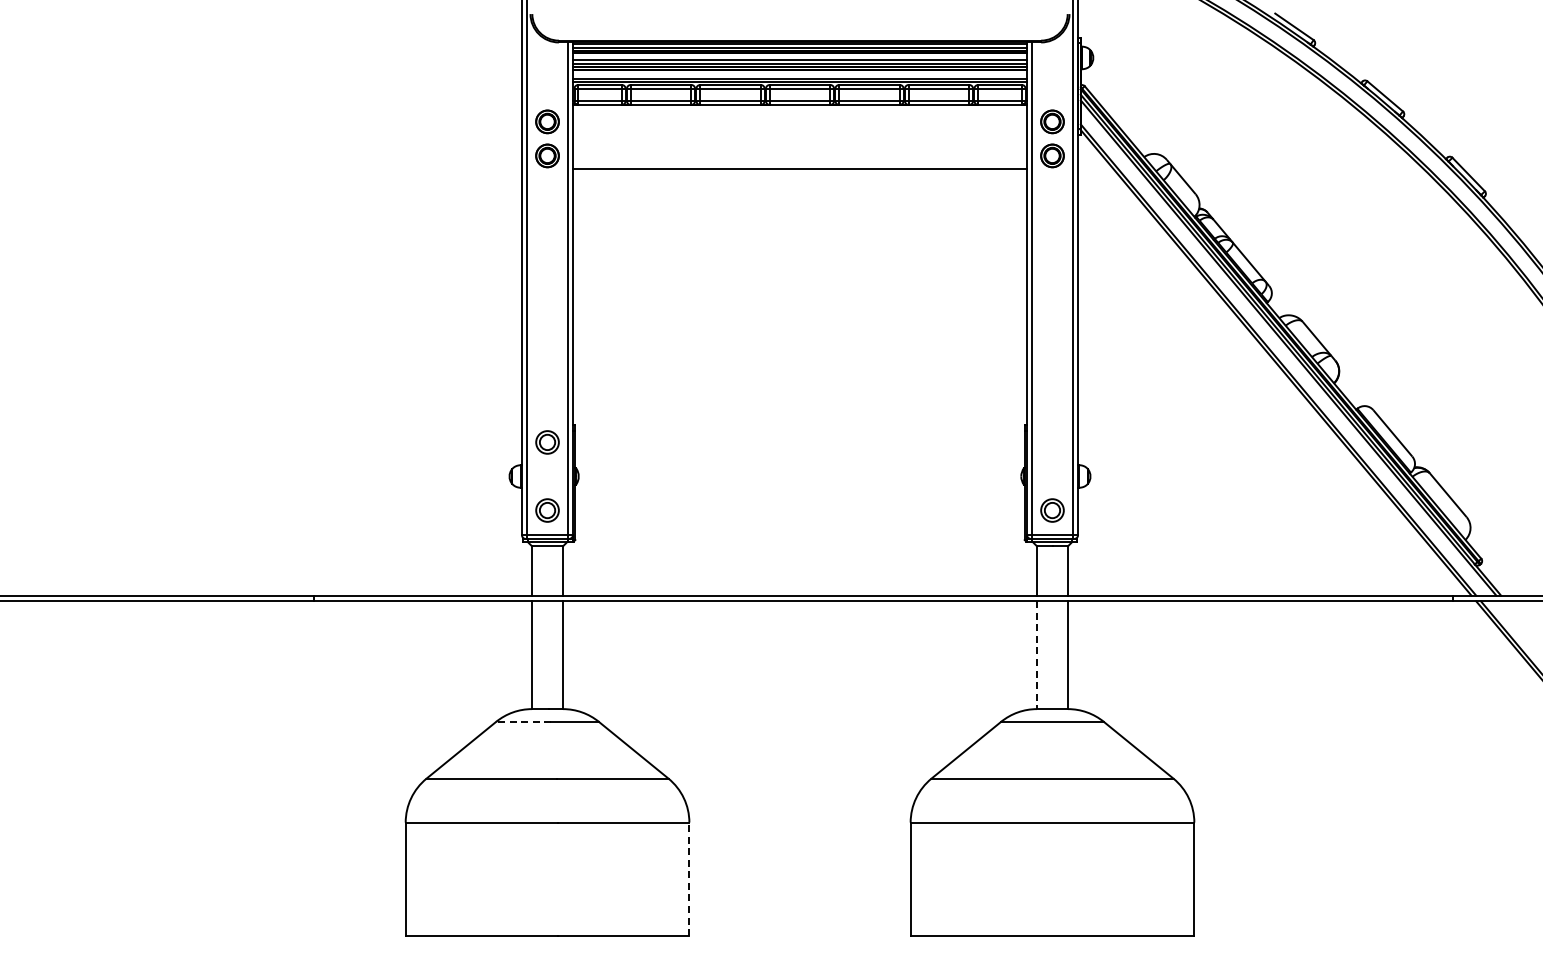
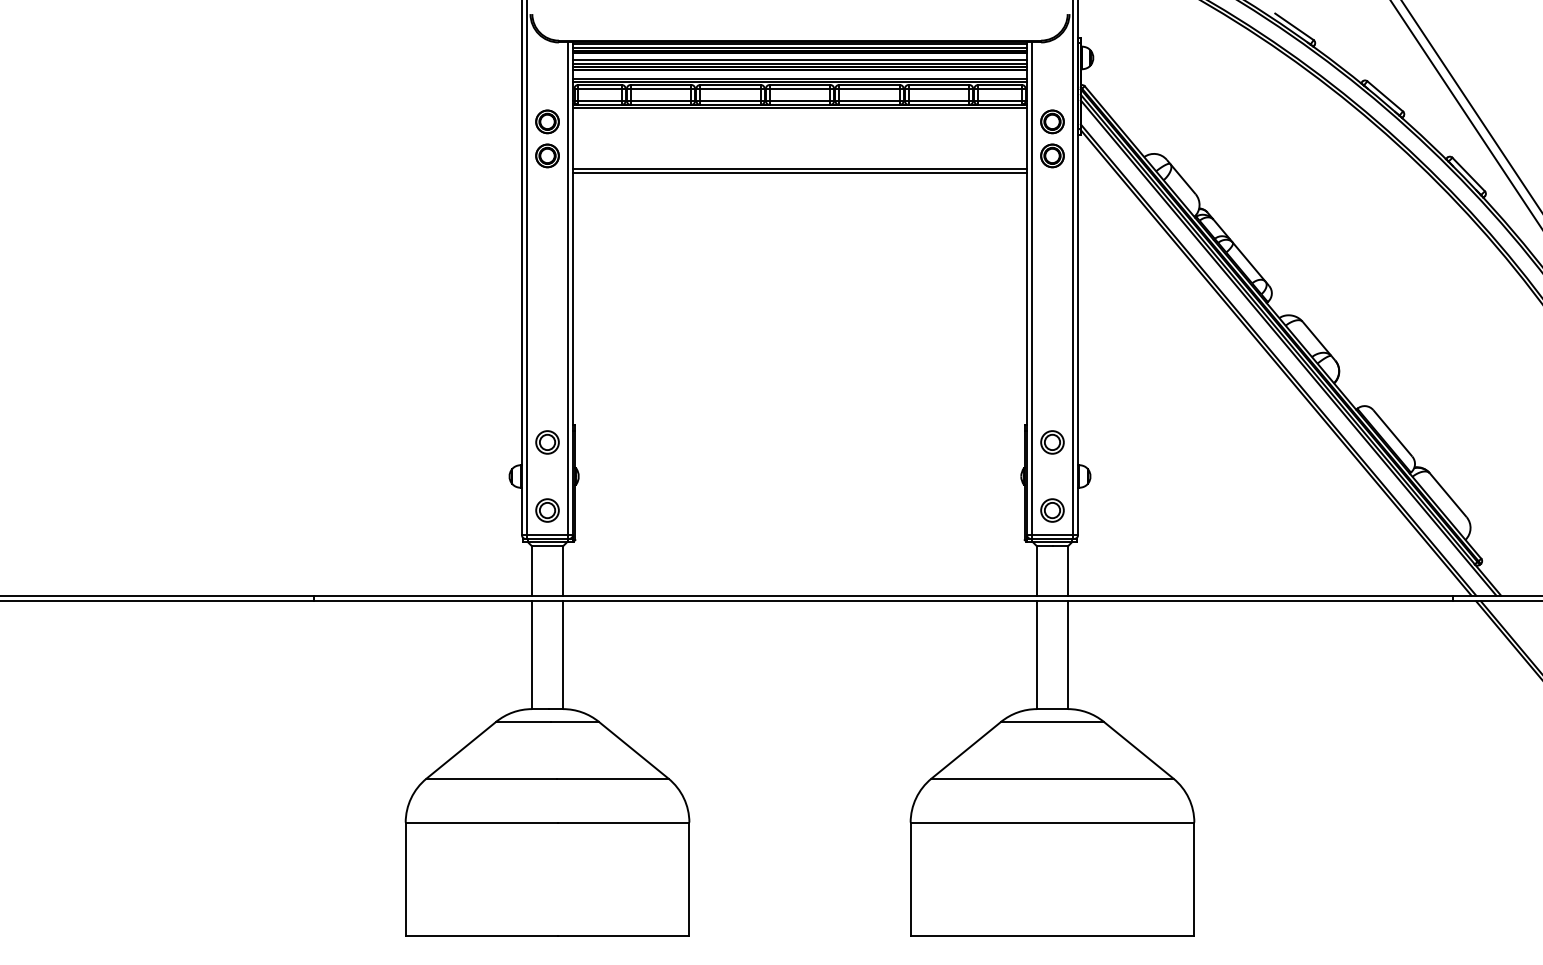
line: none -> present (1470, 105)
line: none -> present (799, 108)
line: none -> present (1465, 113)
line: none -> present (799, 172)
part: none -> present (1052, 442)
line: dashed -> solid (1036, 655)
line: dashed -> solid (523, 721)
line: dashed -> solid (689, 879)
